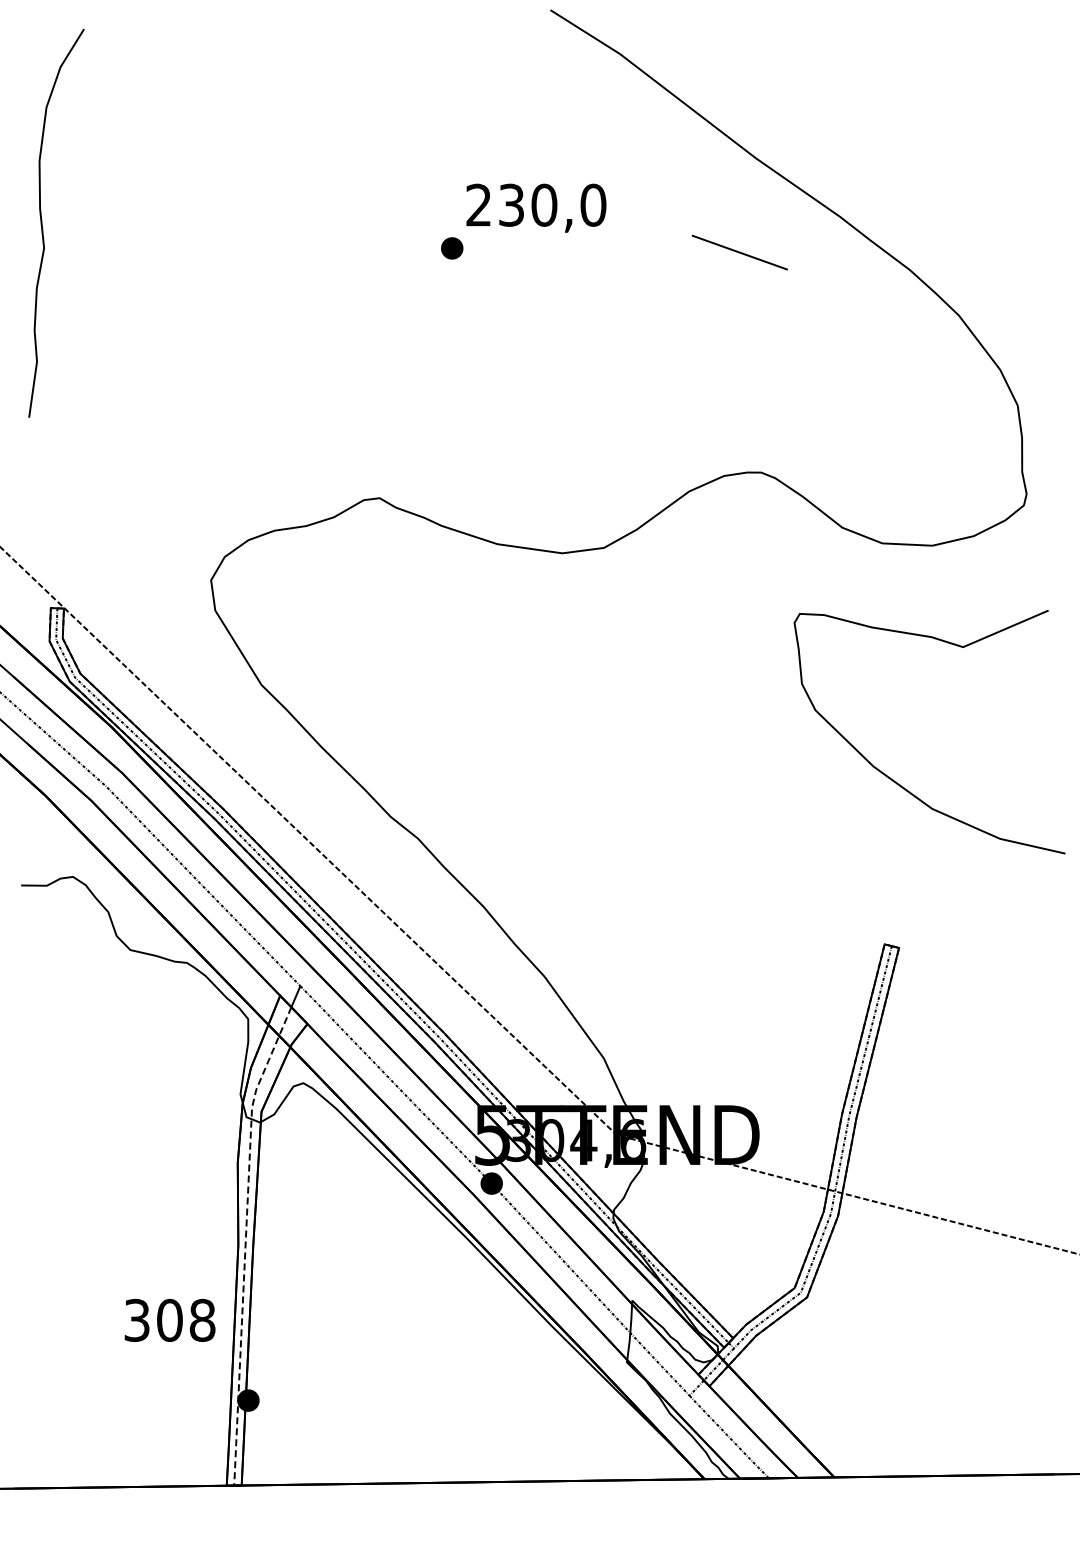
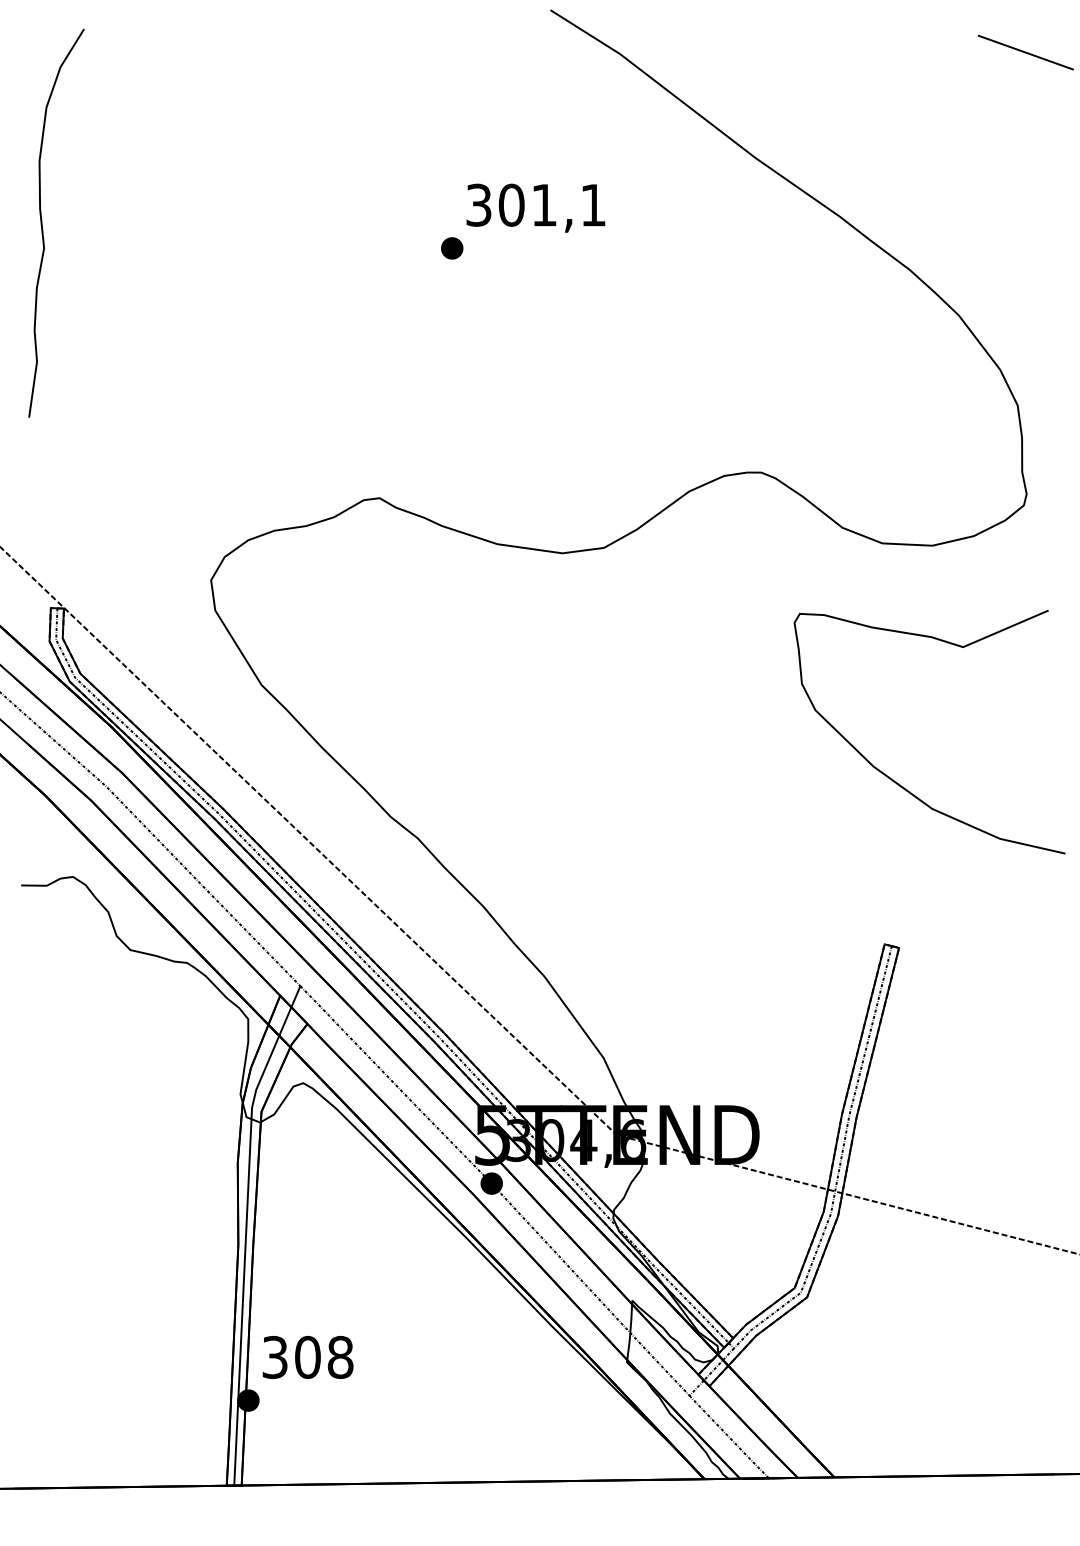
text: 230,0 -> 301,1 (536, 204)
line position: (739, 252) -> (1025, 52) (1025, 52)
line: dashed -> solid (245, 1241)
text position: (169, 1319) -> (307, 1356) (307, 1356)
